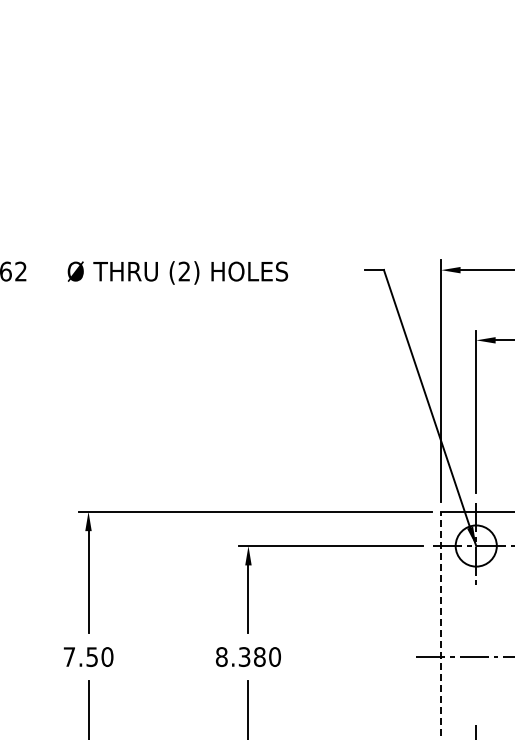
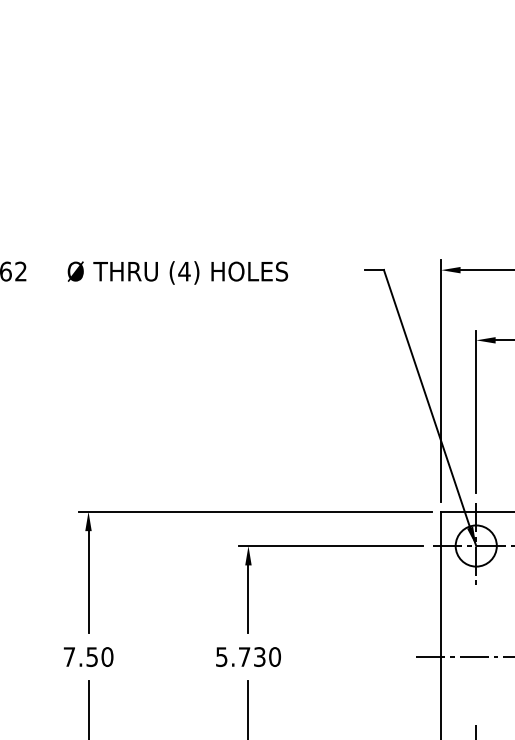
text: (2) -> (4) (184, 271)
line: dashed -> solid (441, 625)
text: 8.380 -> 5.730 (240, 657)
